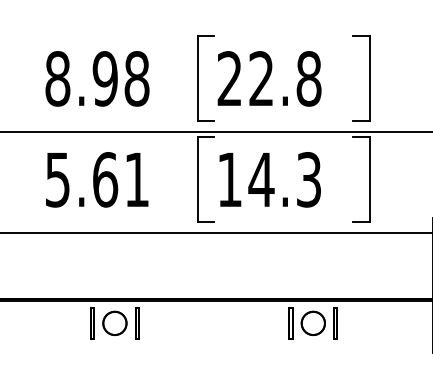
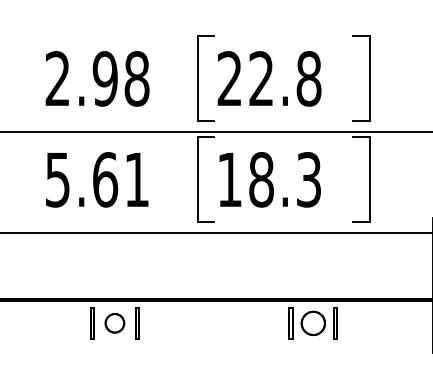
text: 8.98 -> 2.98 (57, 78)
text: 14.3 -> 18.3 (261, 179)
circle size: 26x26 px -> 22x21 px (114, 323)
